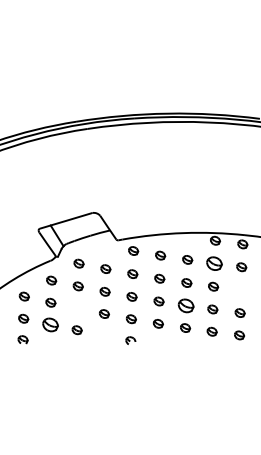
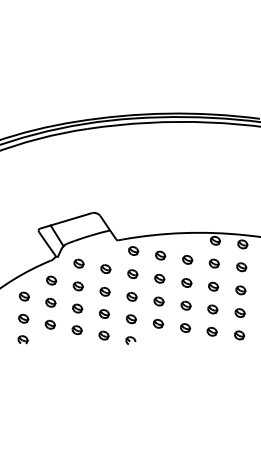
part size: 17x15 px -> 12x11 px (213, 263)
part: none -> present (240, 290)
part size: 18x16 px -> 12x11 px (185, 305)
part: none -> present (77, 308)
part size: 17x16 px -> 12x11 px (49, 324)
part: none -> present (103, 335)
